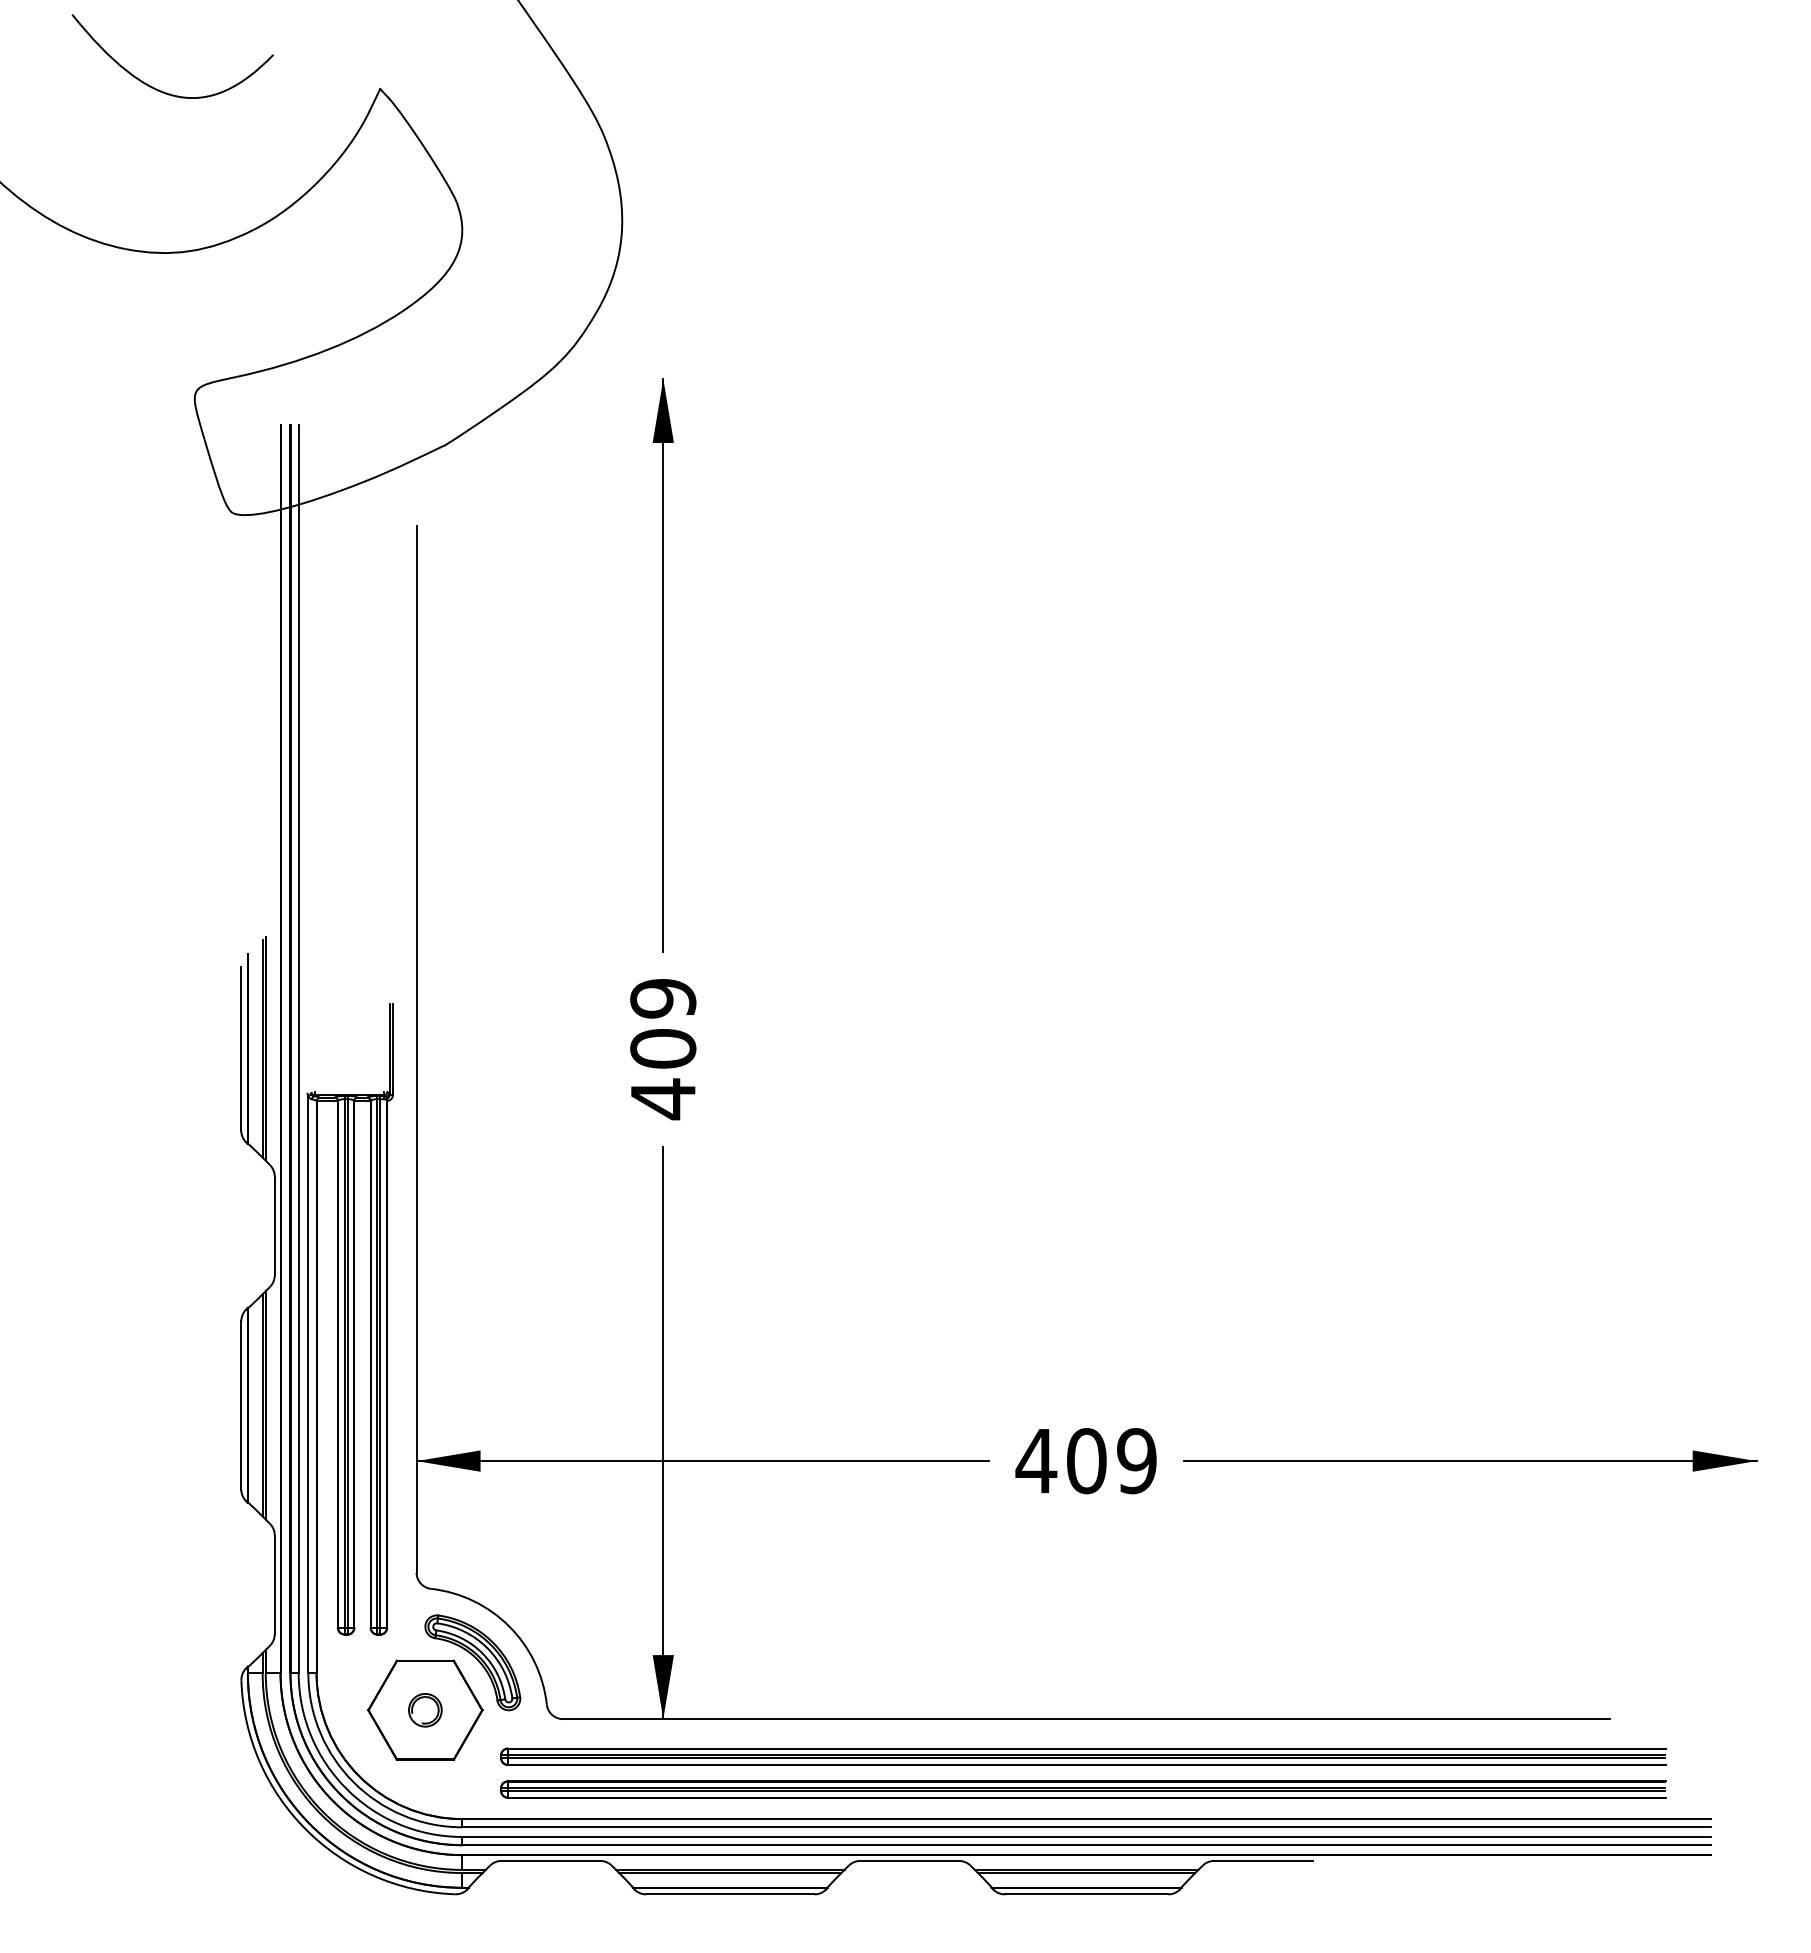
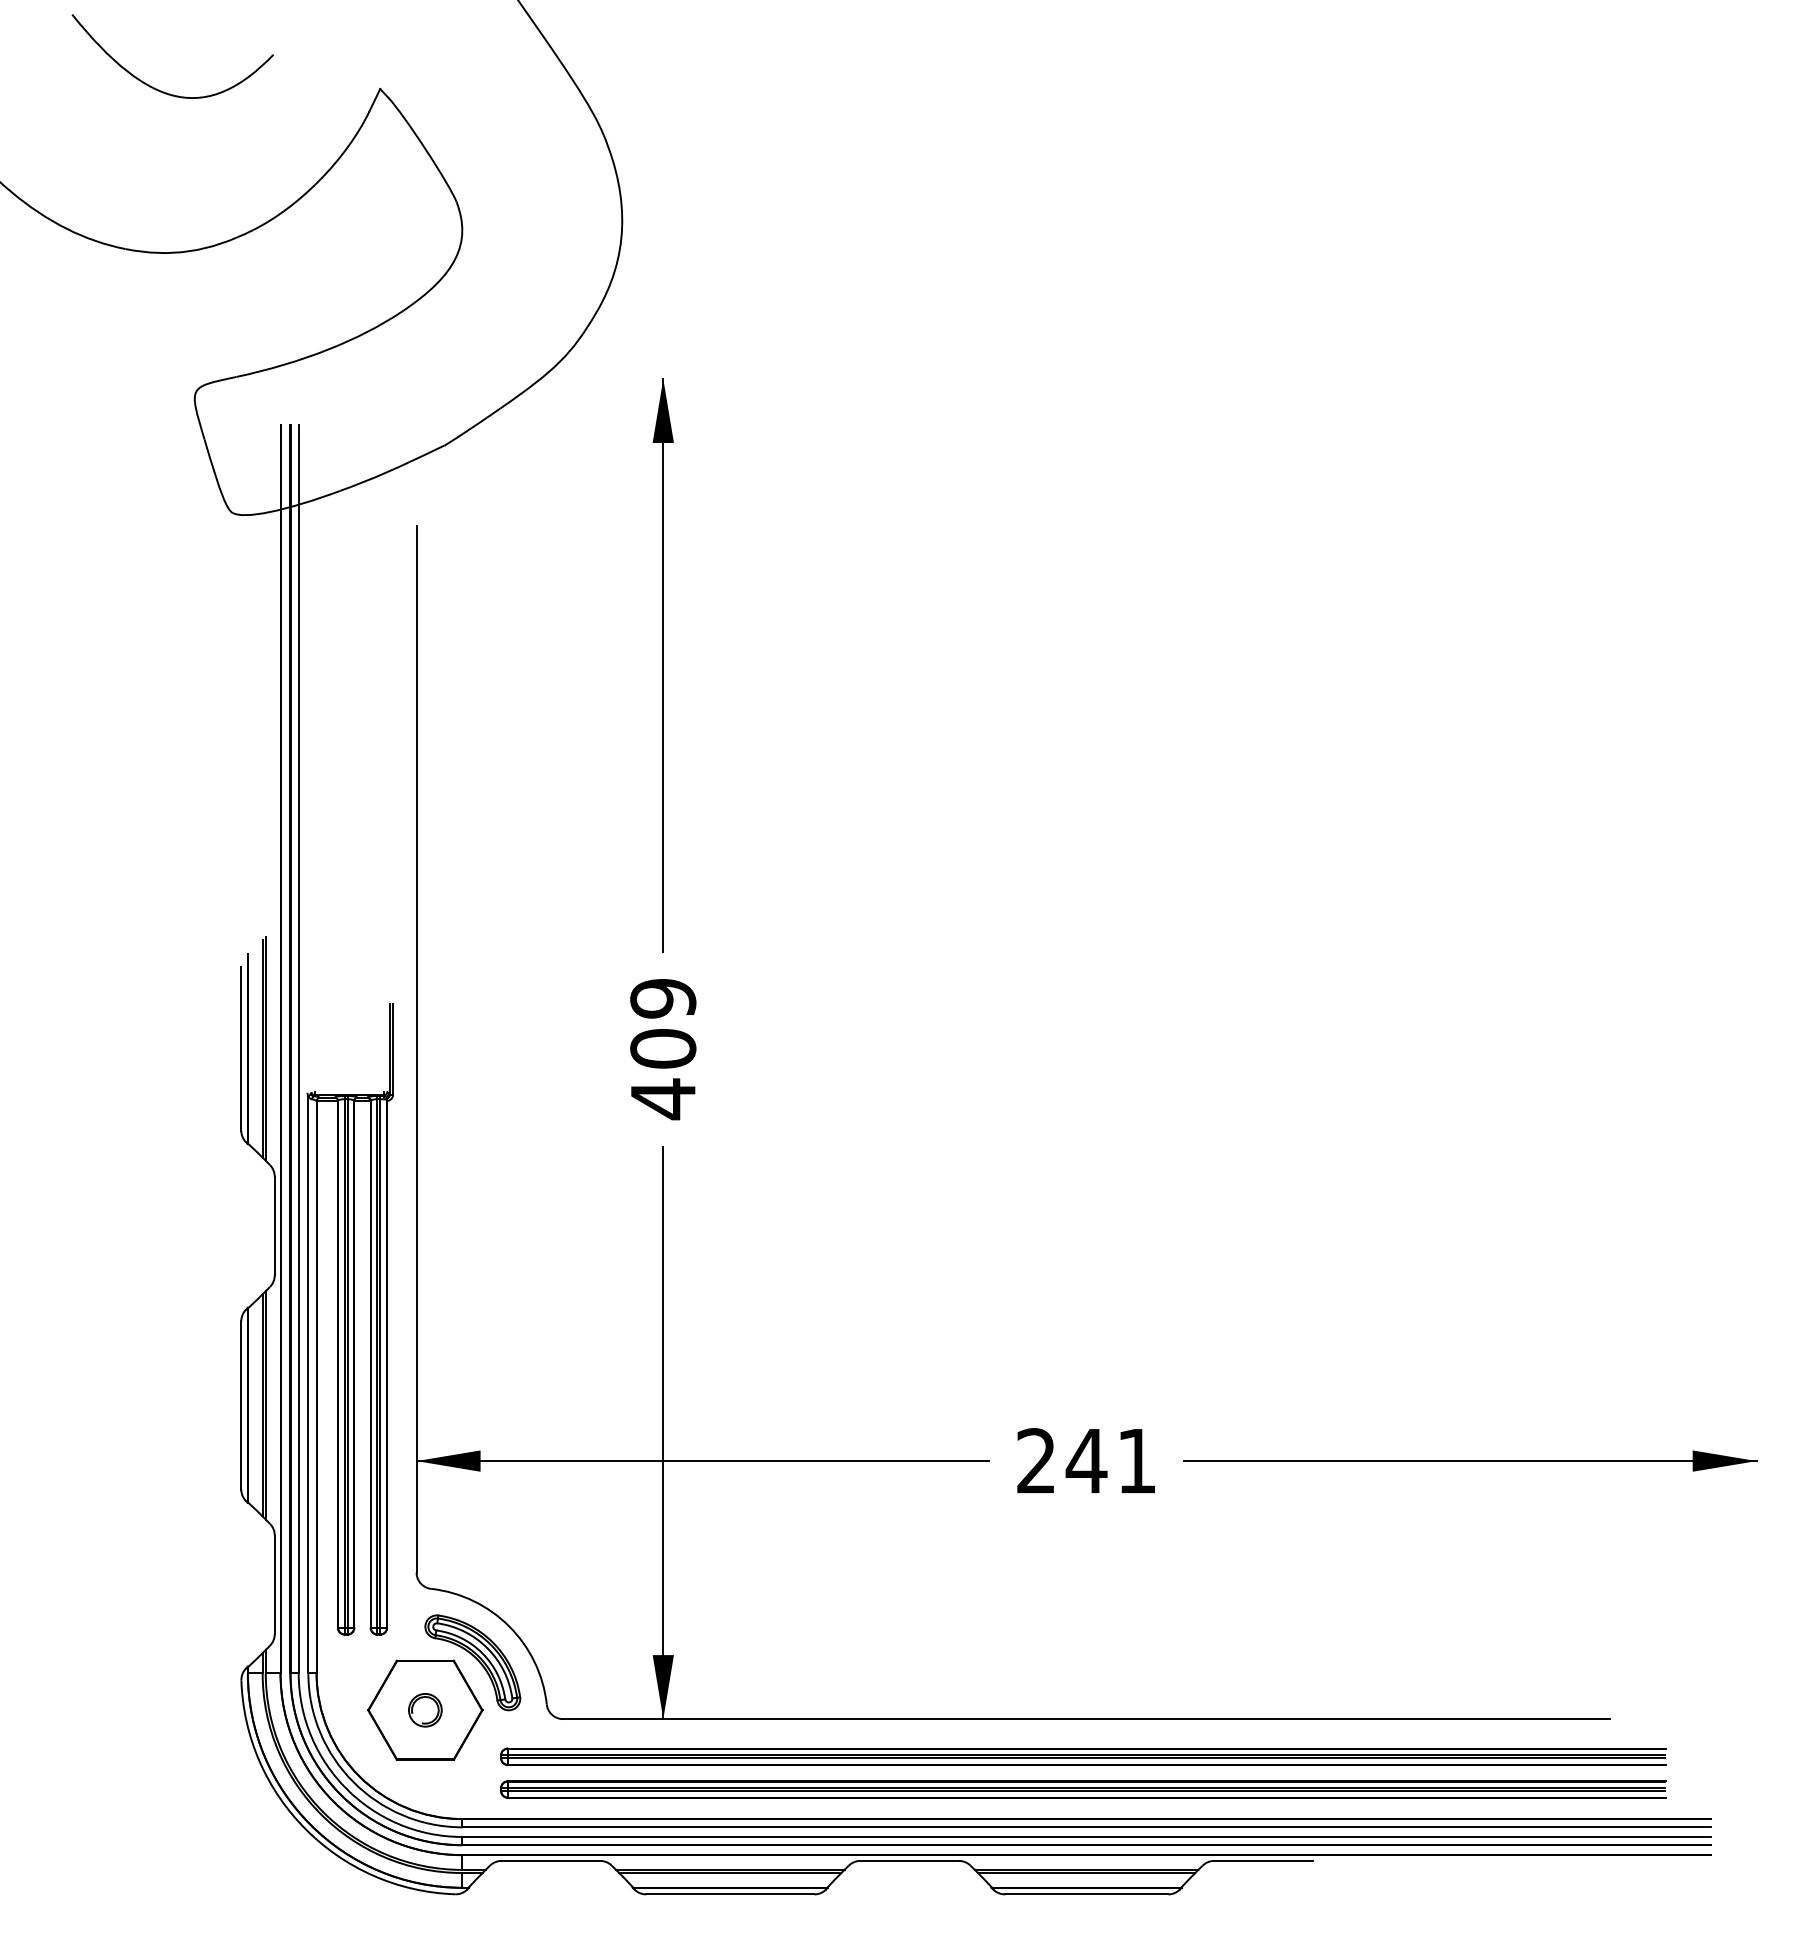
text: 409 -> 241 (1085, 1461)
